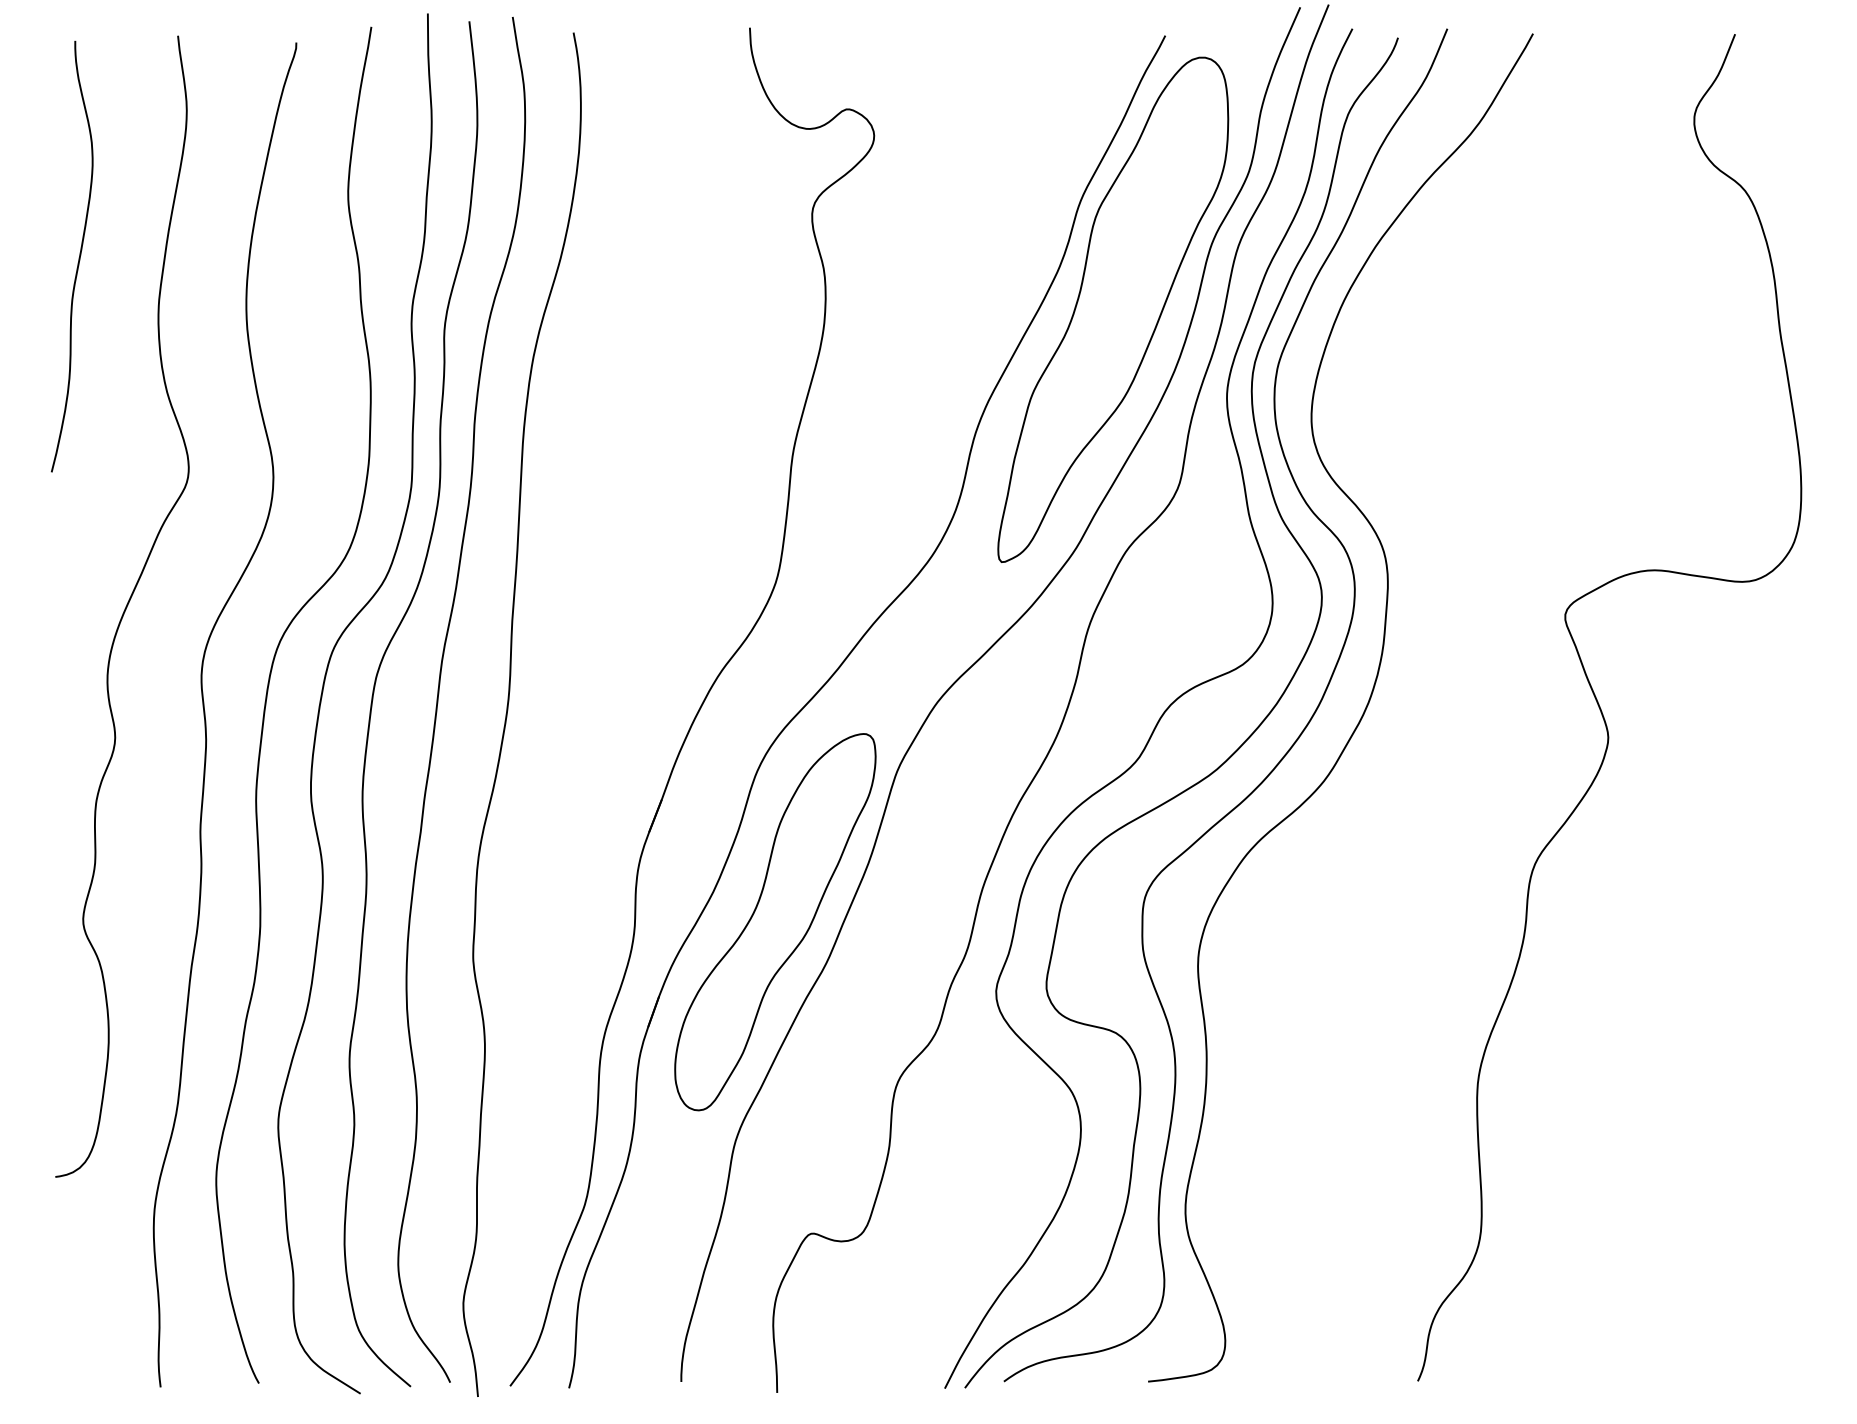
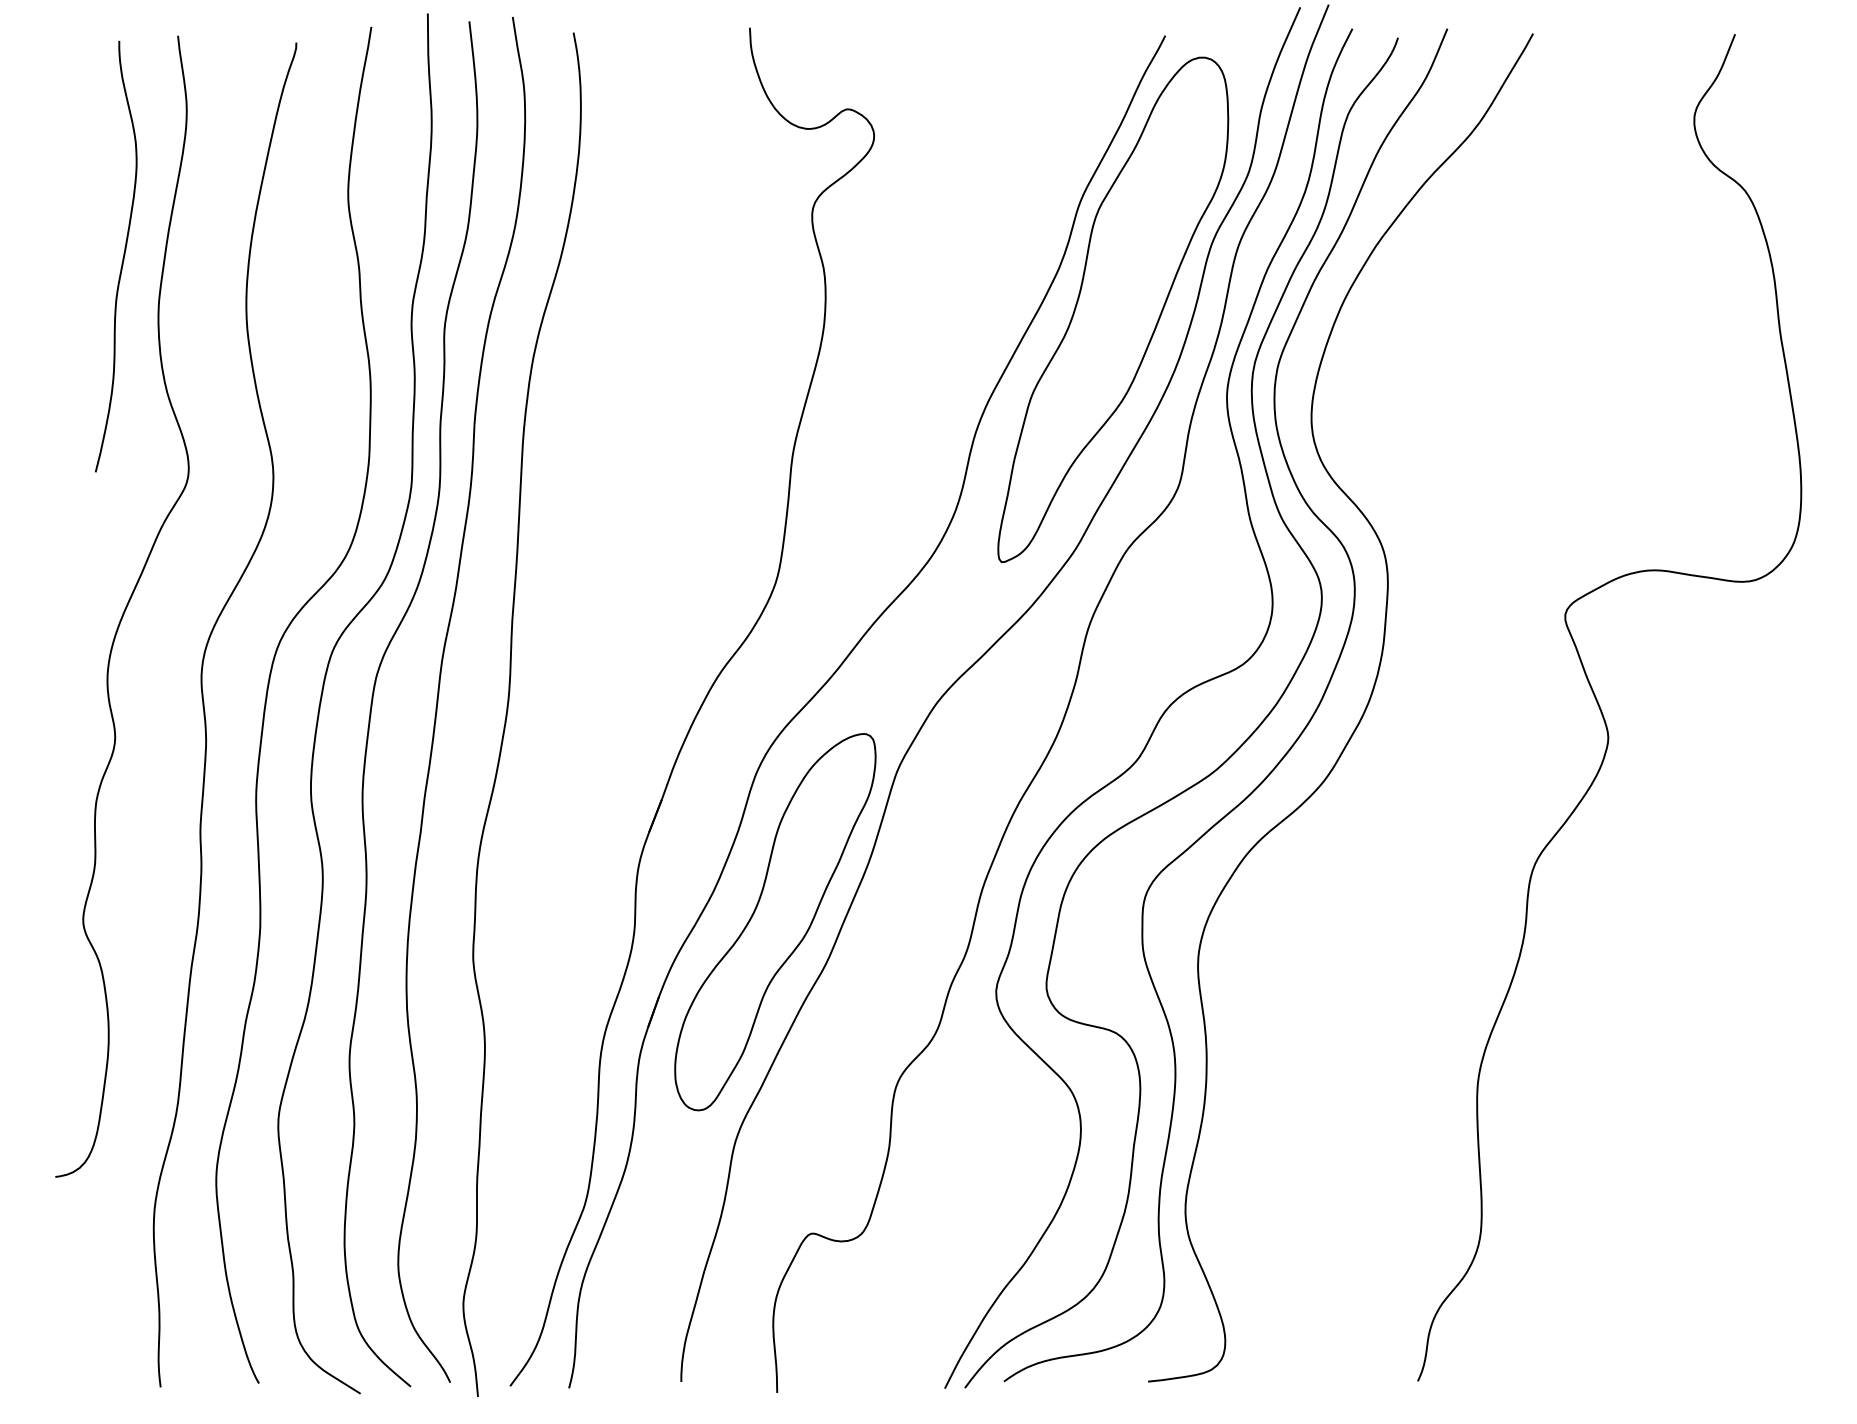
curve position: (78, 257) -> (122, 257) (122, 257)
